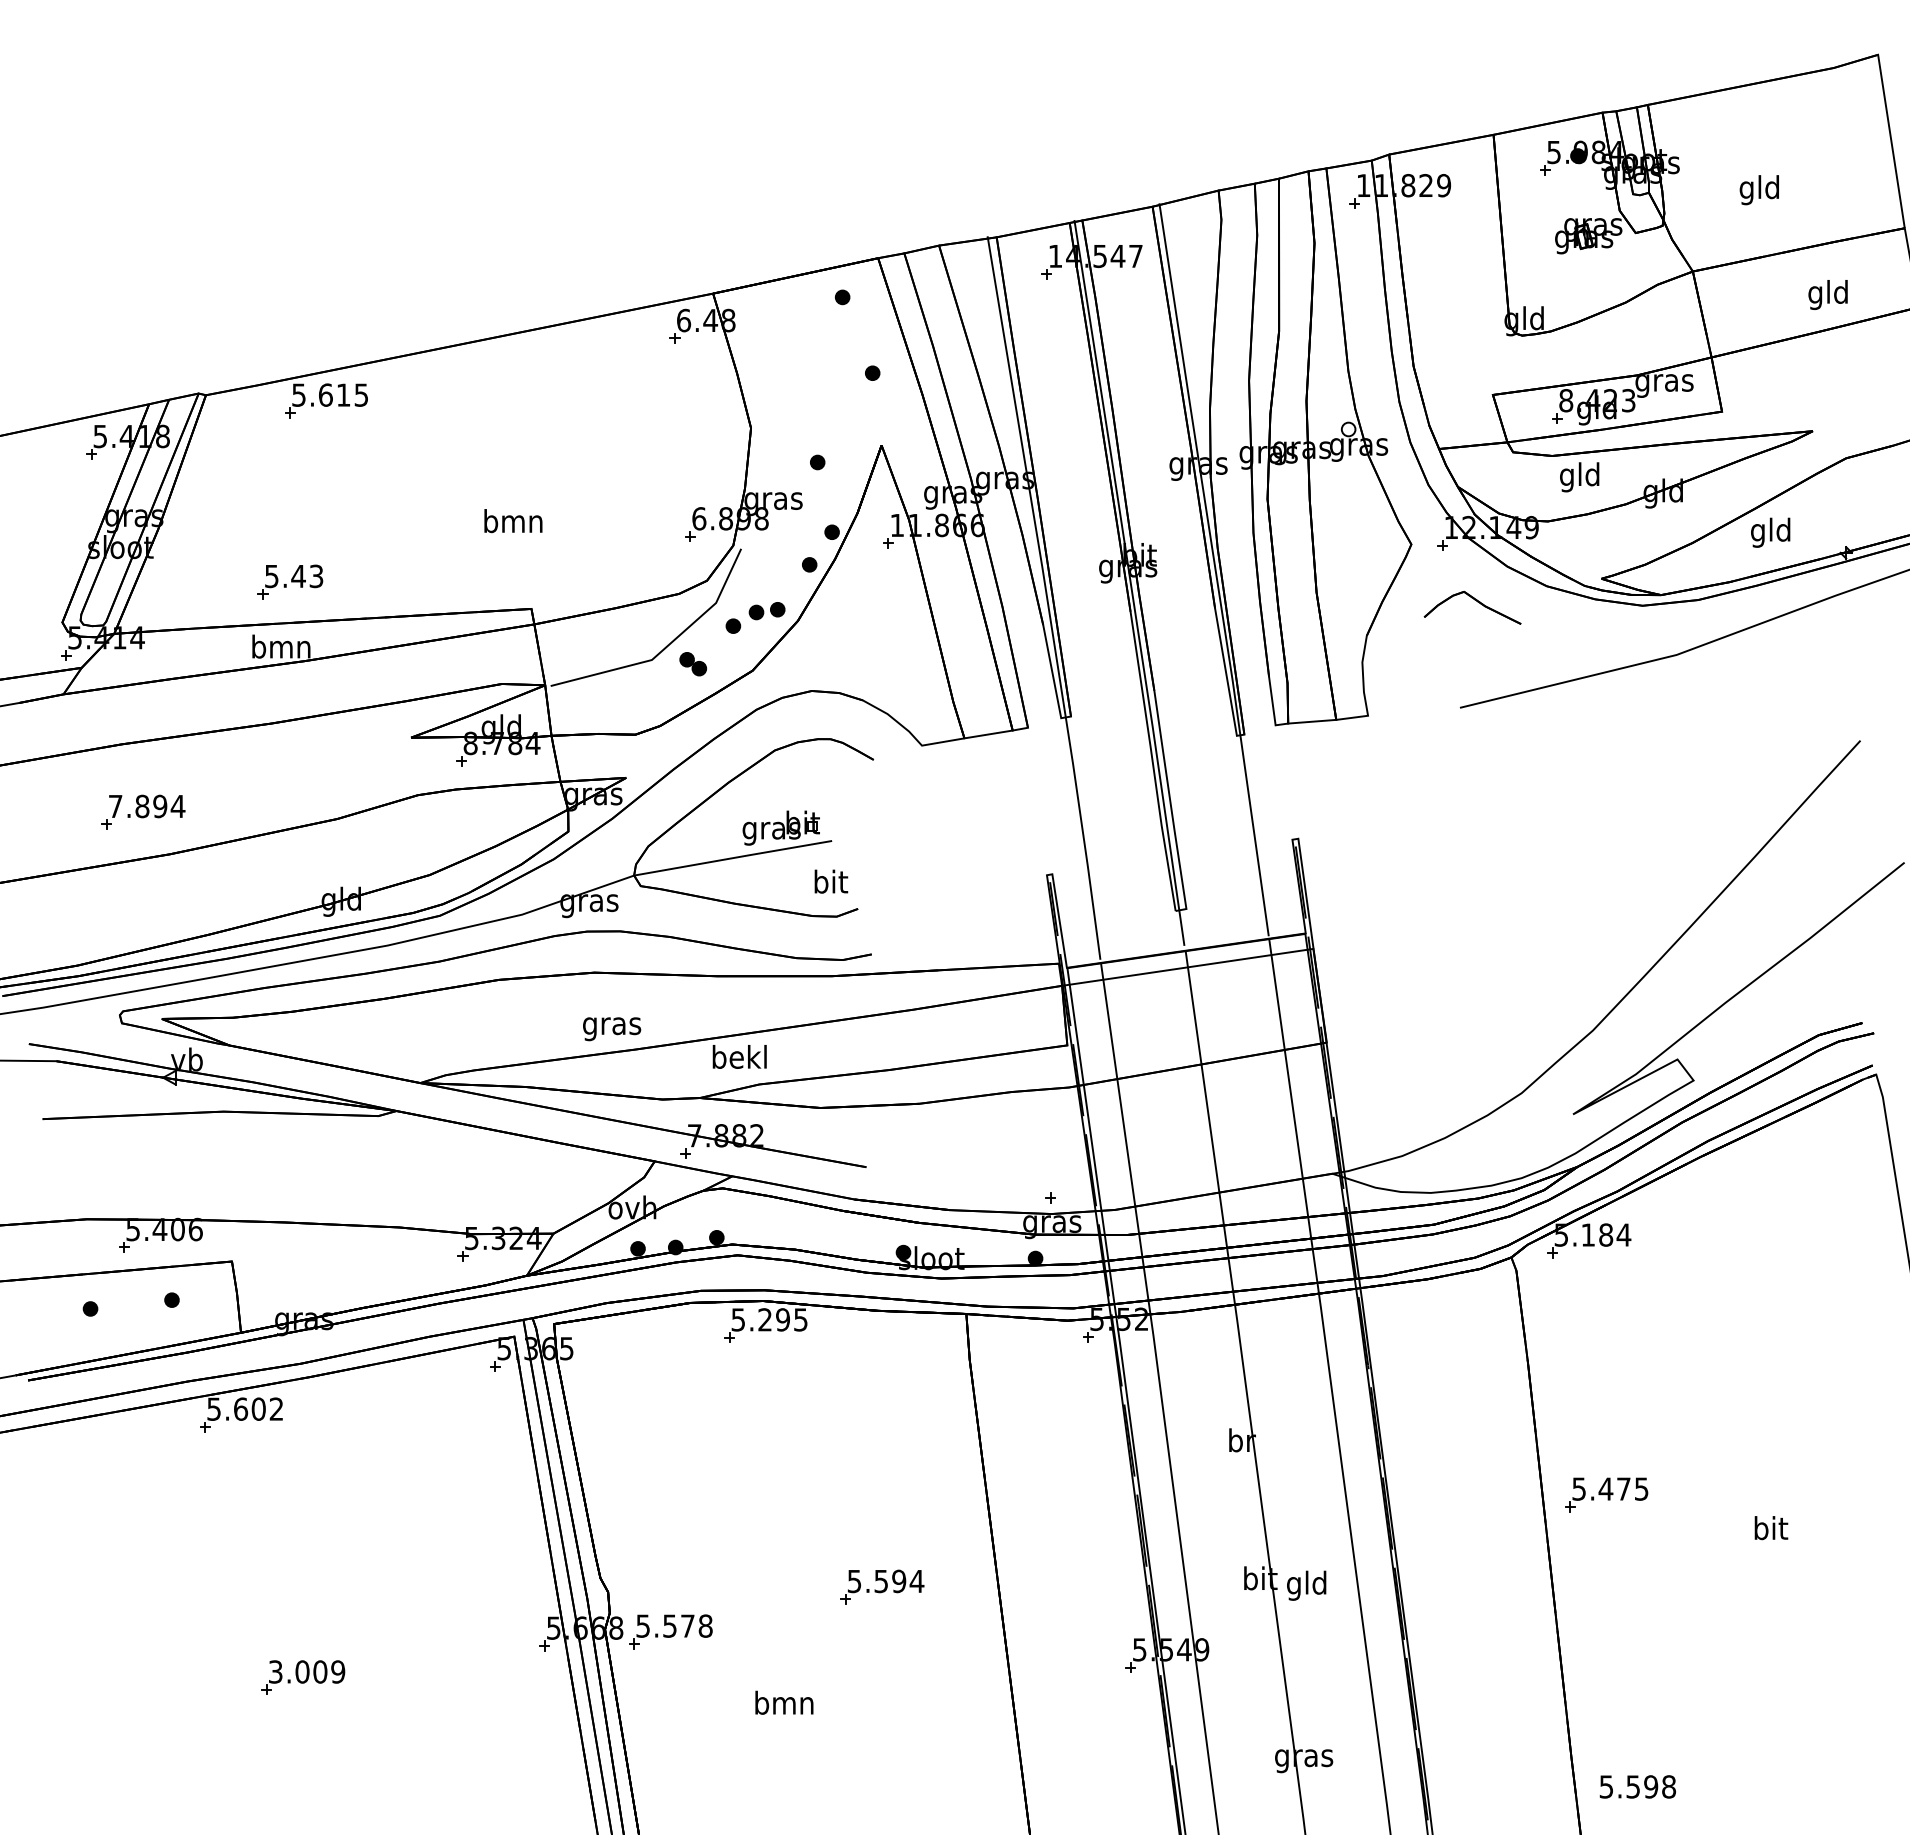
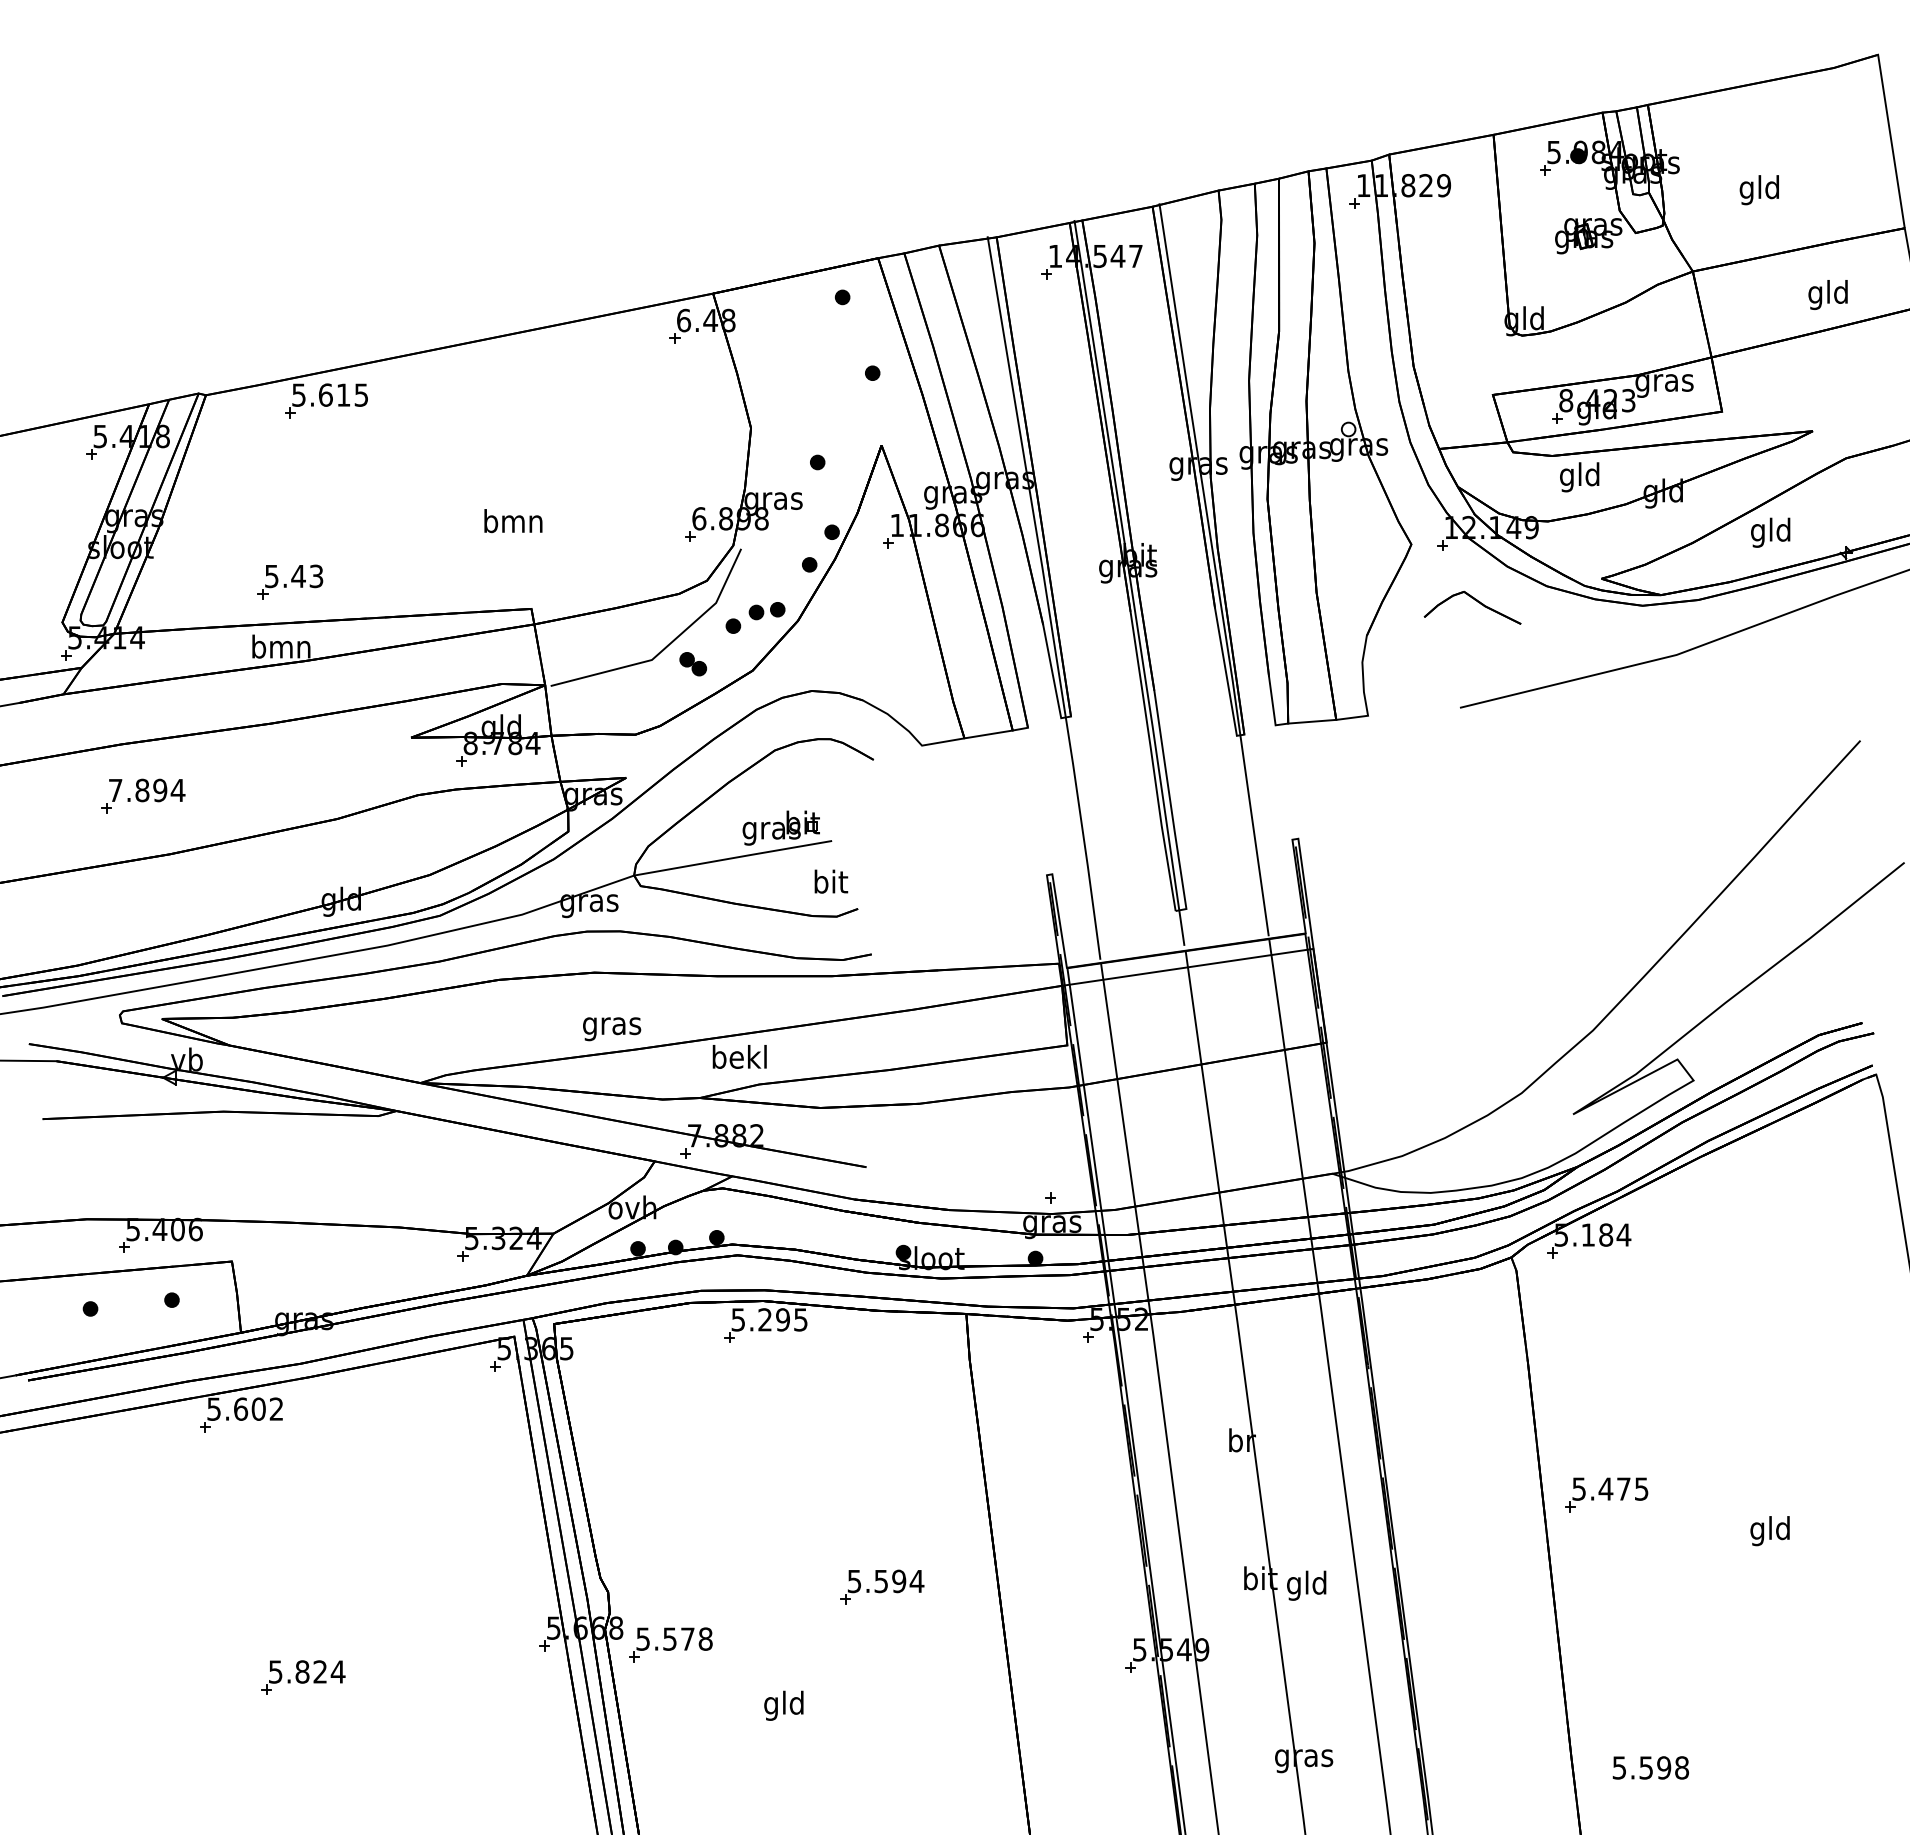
part position: (143, 811) -> (143, 795) (143, 795)
text: bit -> gld (1769, 1531)
part position: (670, 1631) -> (670, 1644) (670, 1644)
text: 3.009 -> 5.824 (307, 1671)
text: bmn -> gld (784, 1705)
text position: (1637, 1786) -> (1650, 1767) (1650, 1767)
